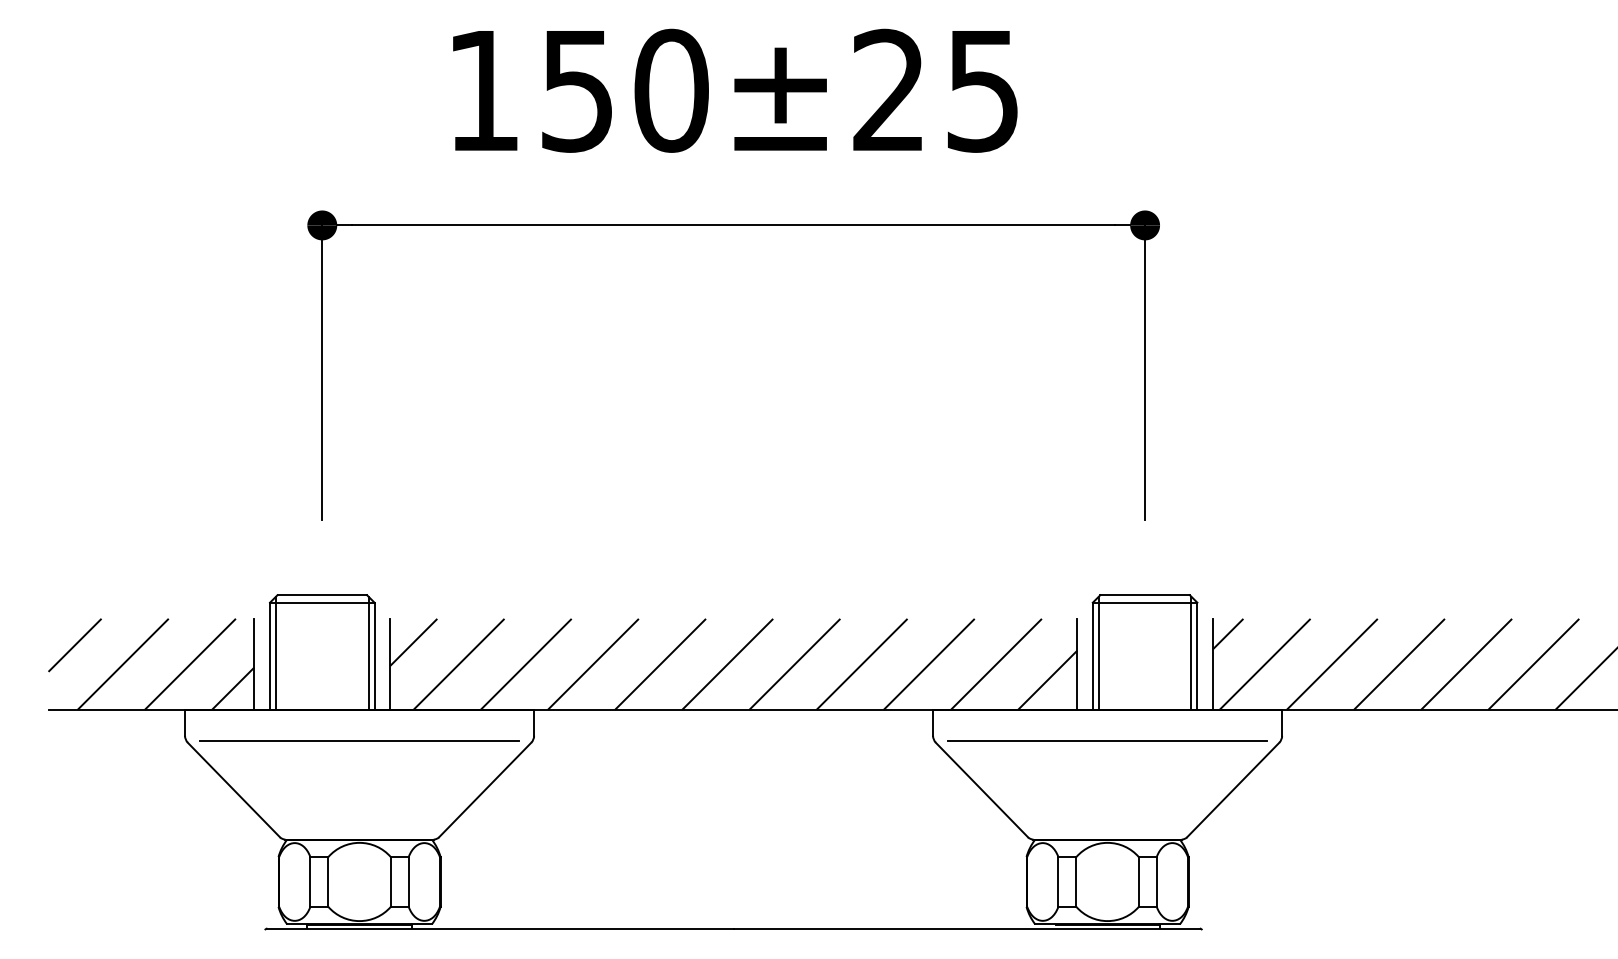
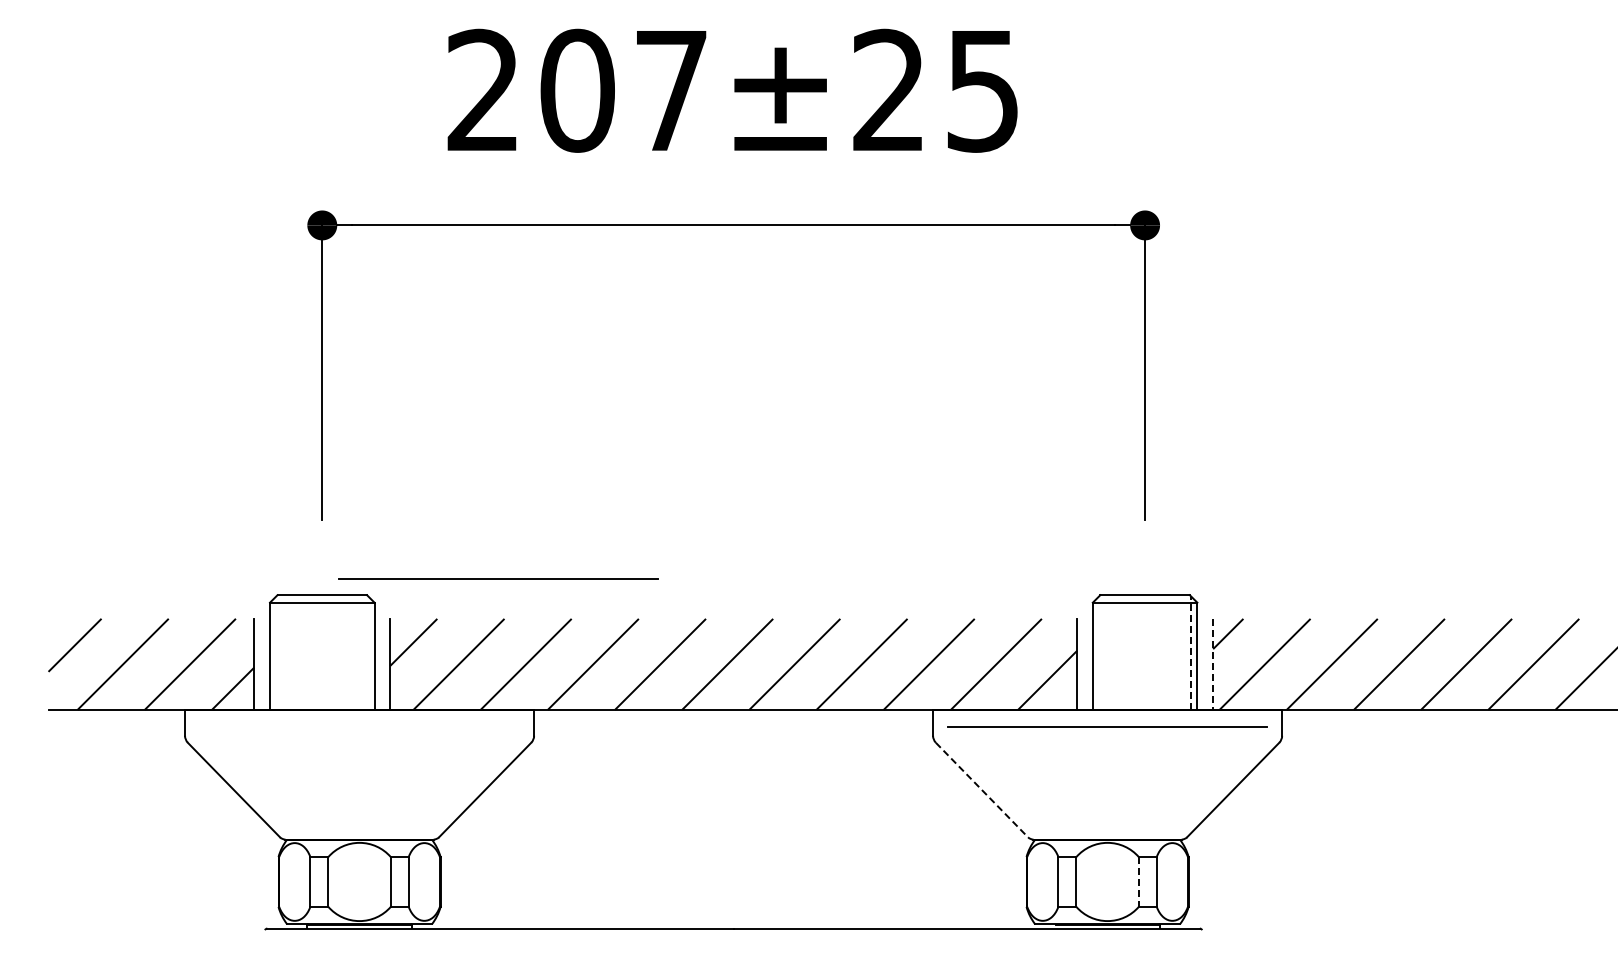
text: 150±25 -> 207±25 (577, 90)
line: present -> none (275, 652)
line: present -> none (368, 652)
line: present -> none (1098, 652)
line: solid -> dashed (1191, 653)
line: solid -> dashed (1213, 664)
line position: (359, 740) -> (498, 578) (498, 578)
line position: (1107, 740) -> (1107, 726) (1107, 726)
line: solid -> dashed (982, 790)
line: solid -> dashed (1138, 881)
